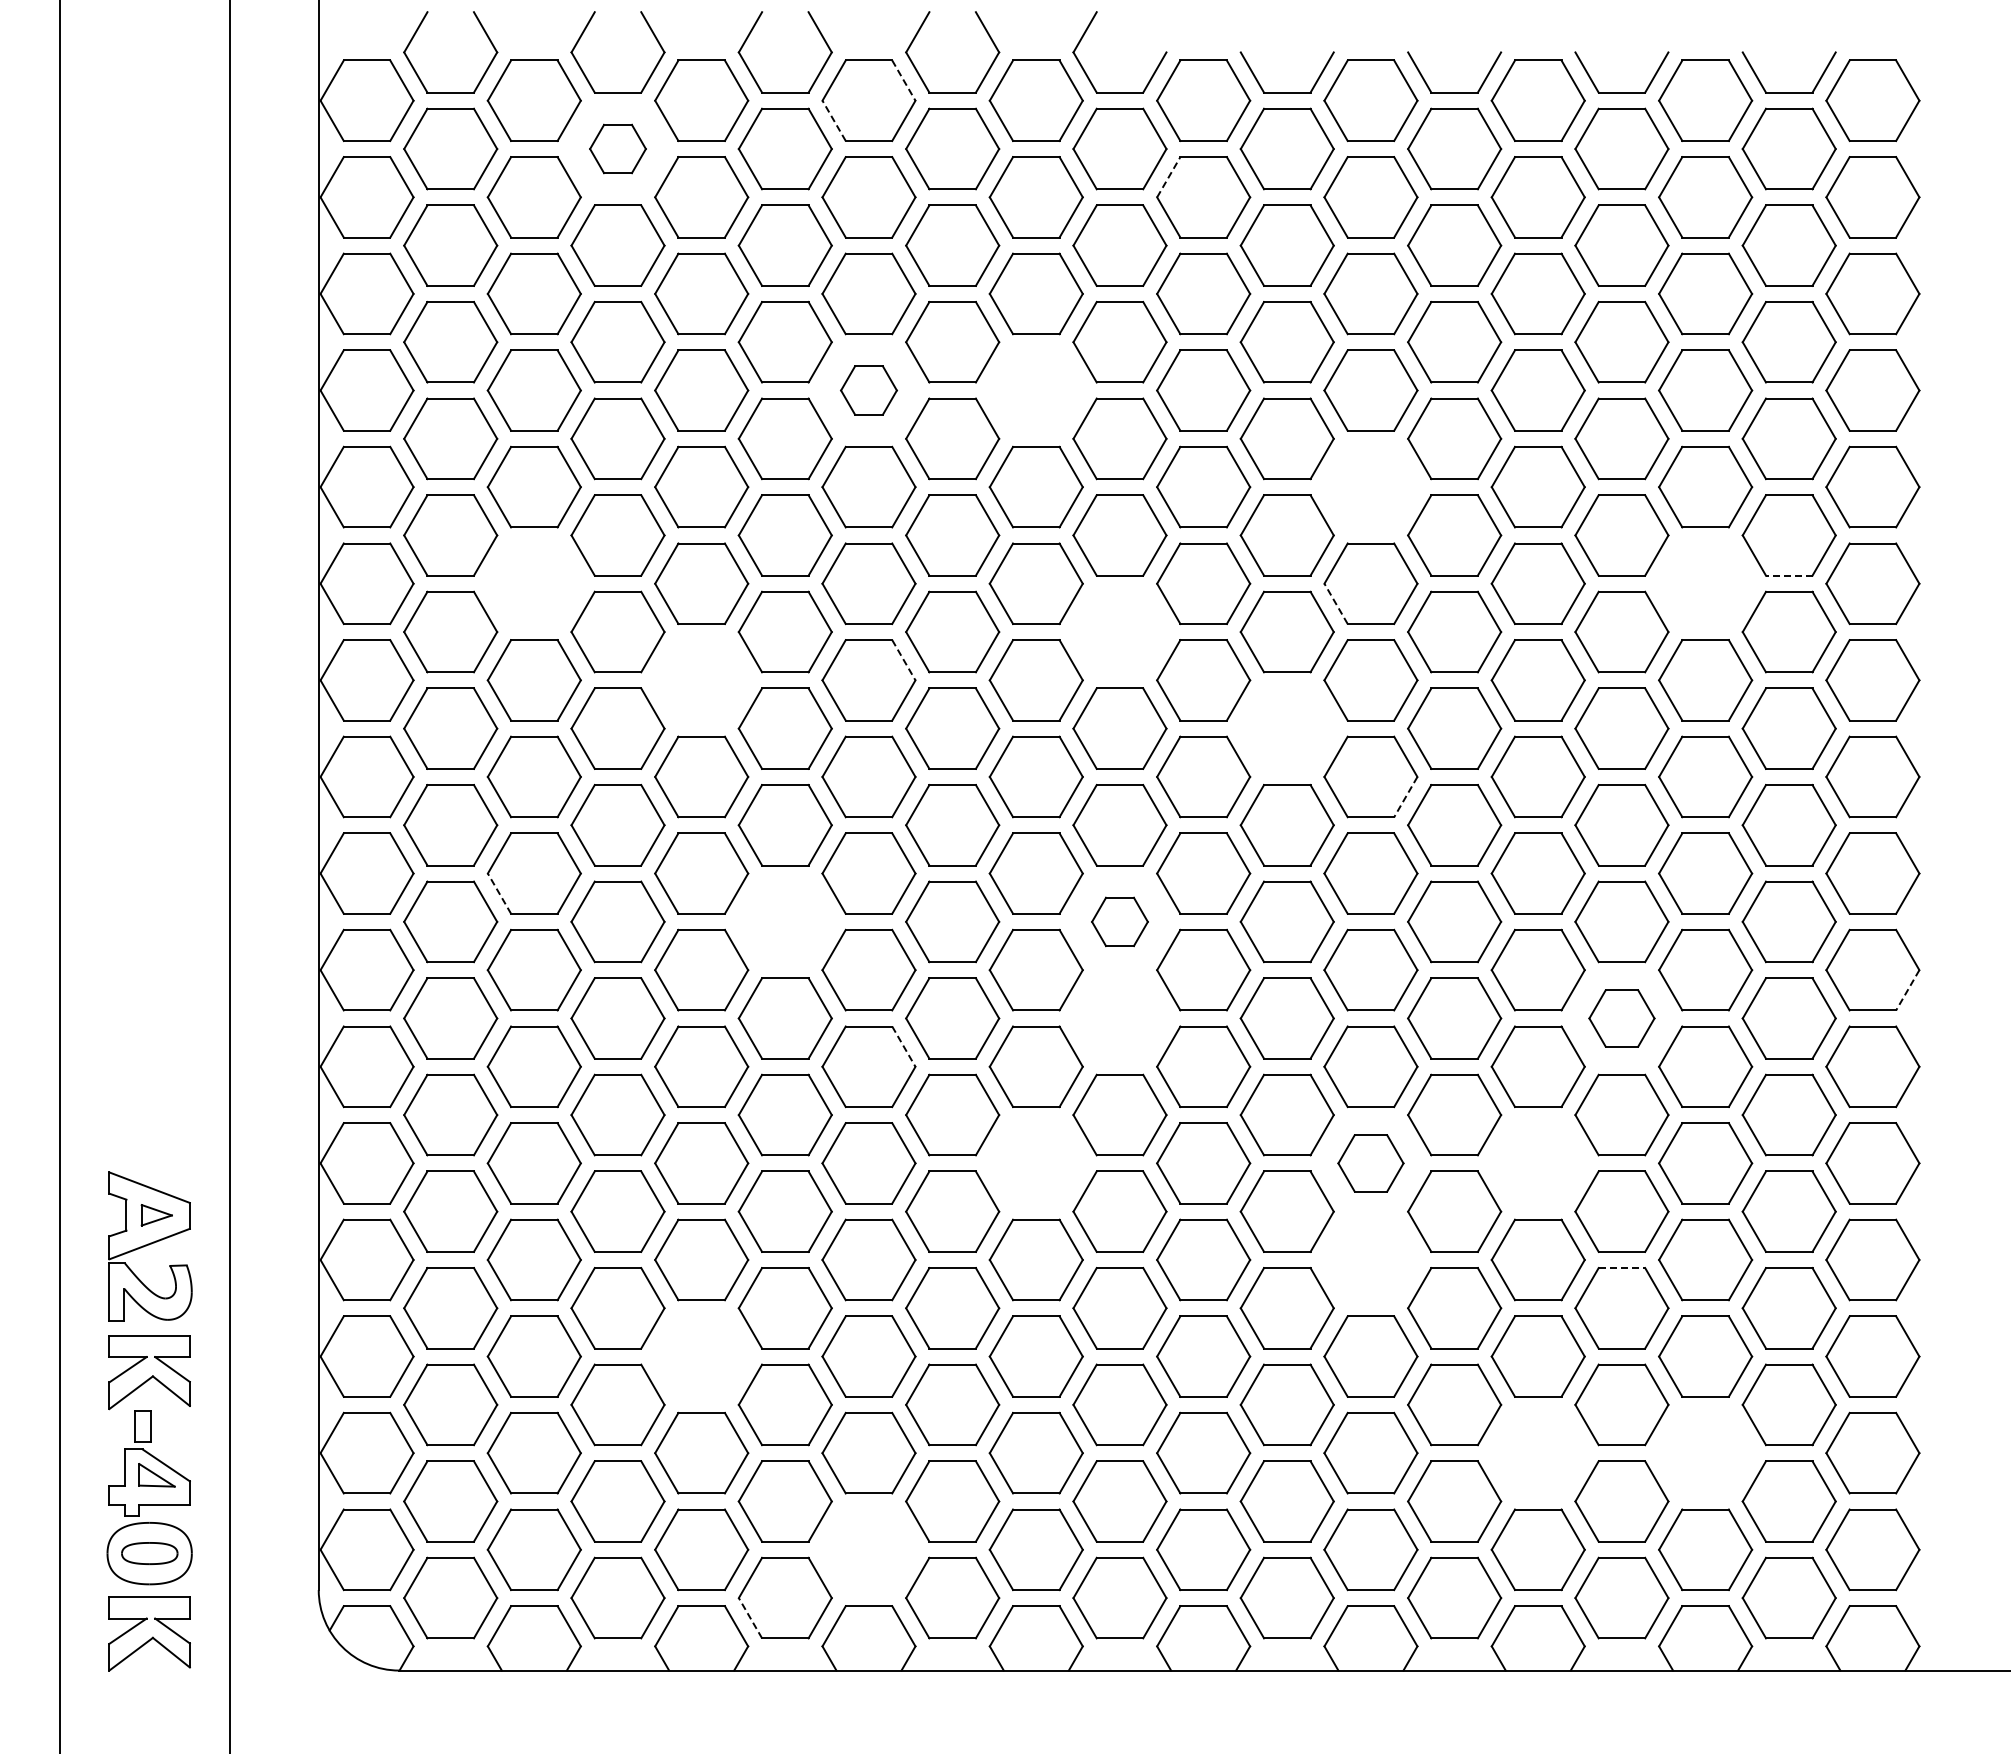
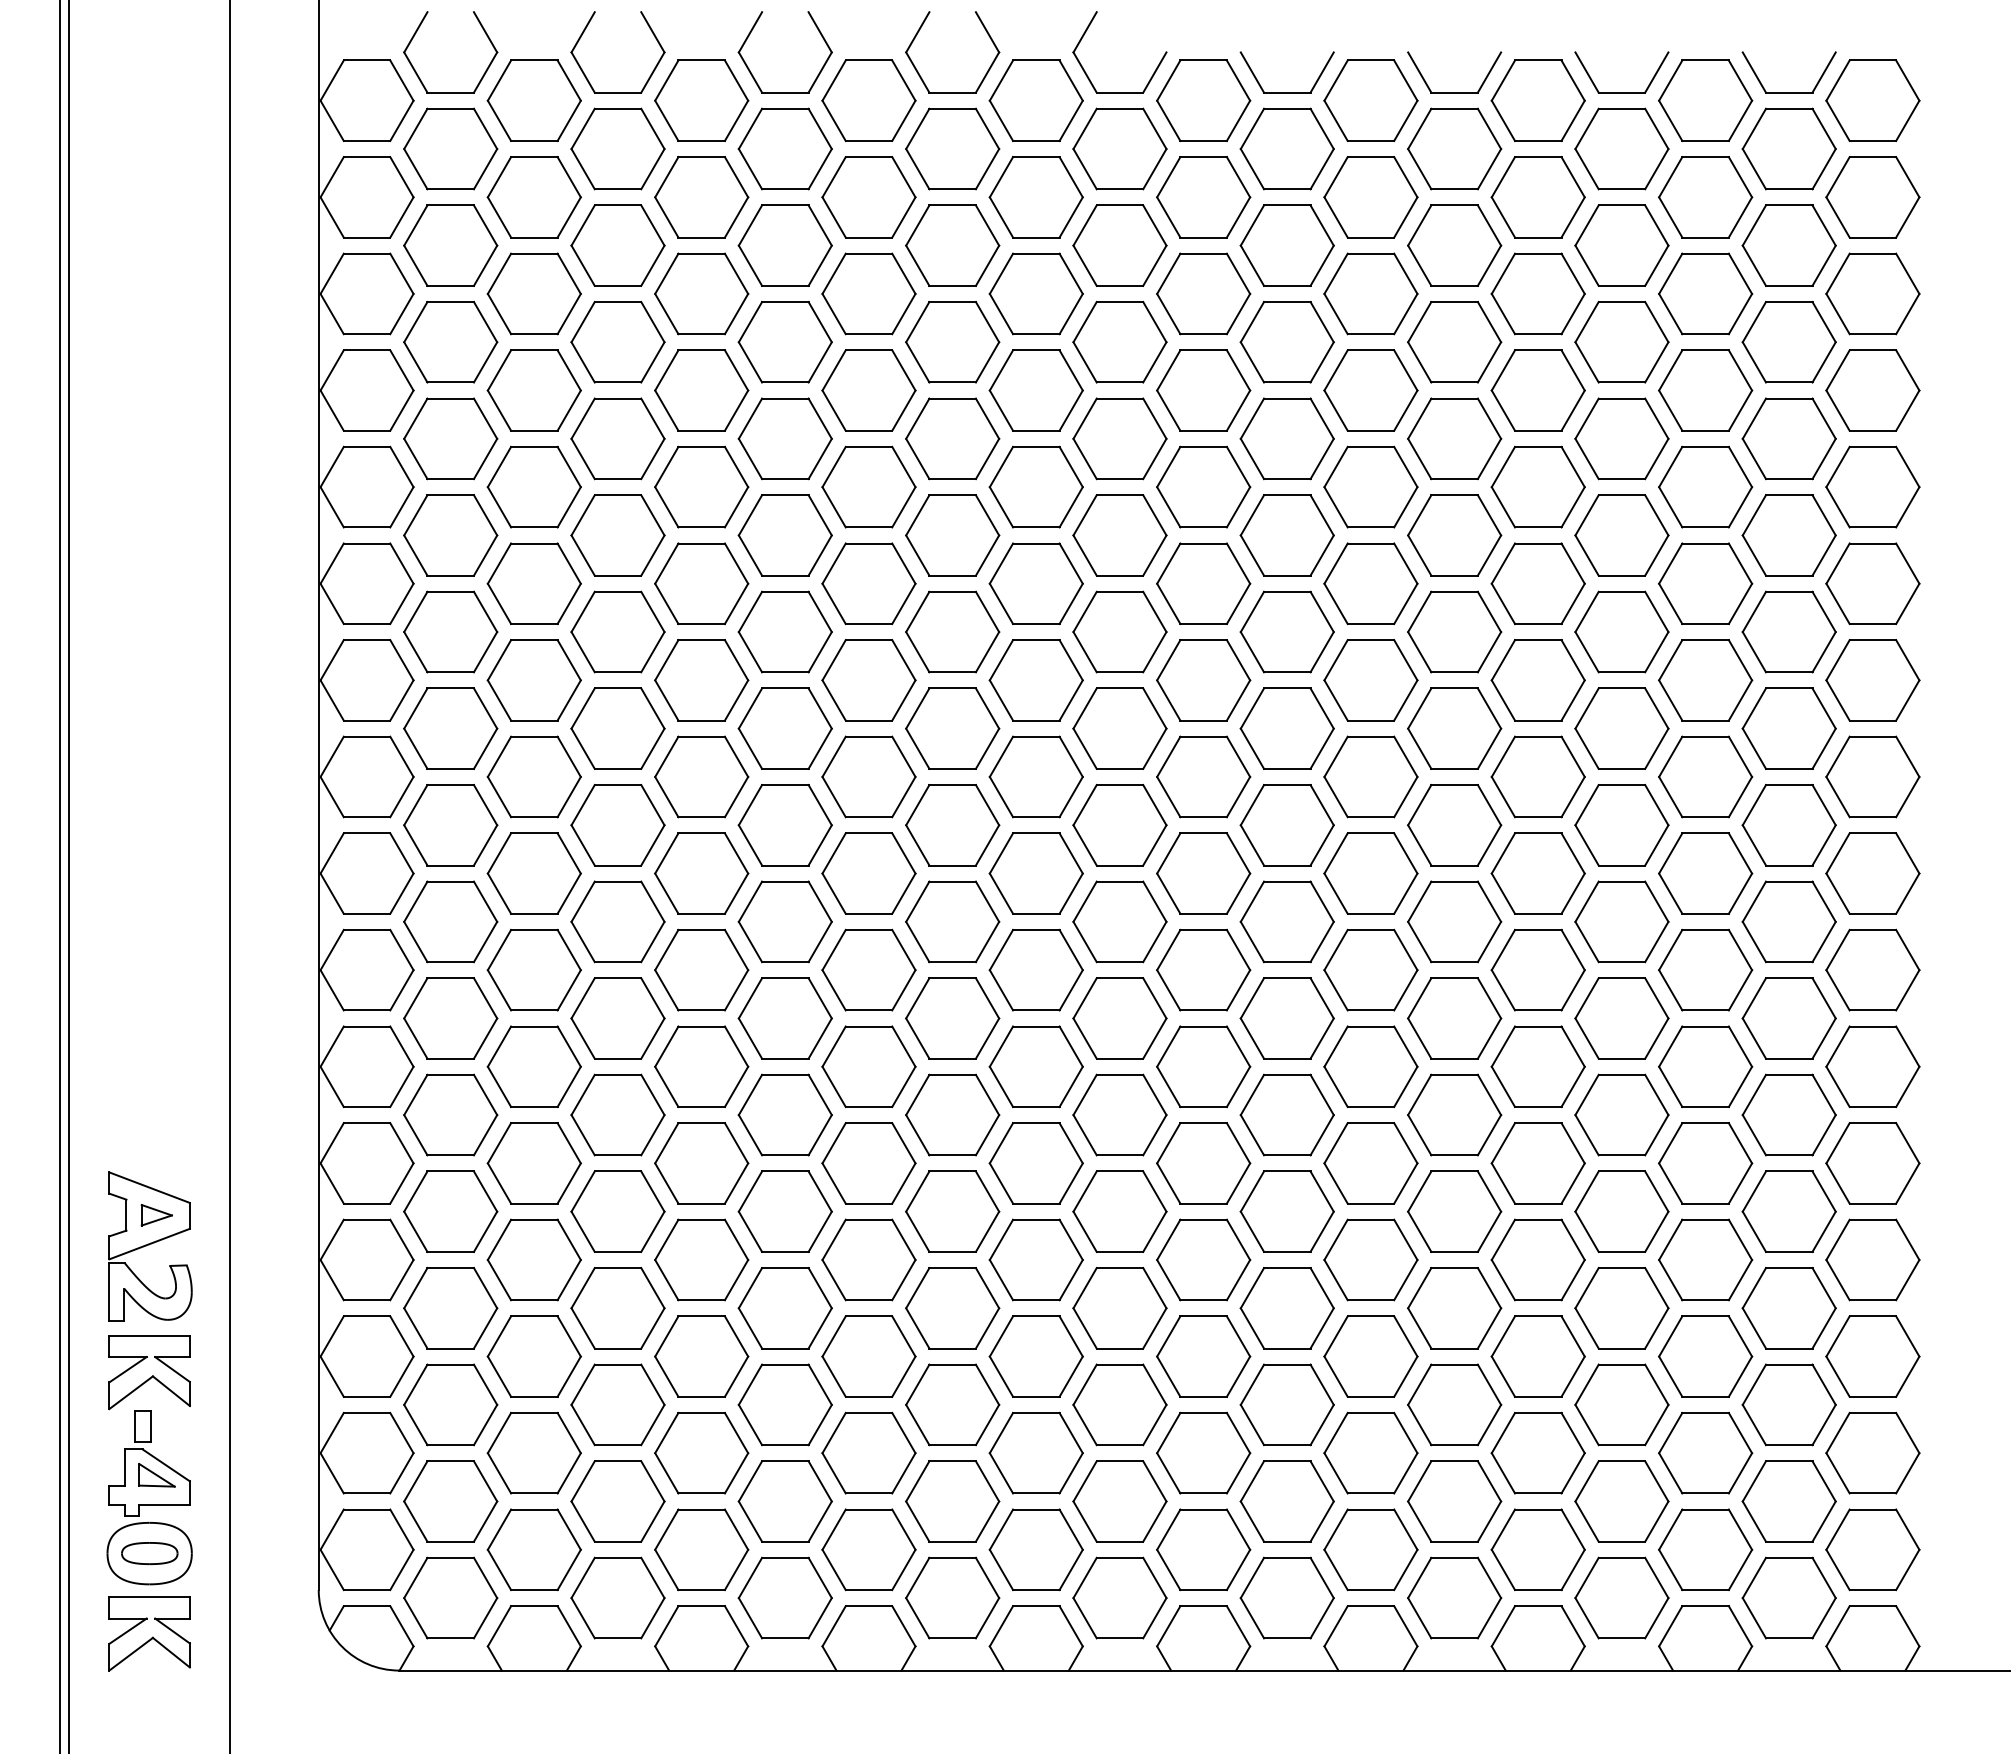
line: dashed -> solid (904, 81)
line: dashed -> solid (833, 120)
part size: 58x52 px -> 96x84 px (617, 148)
line: dashed -> solid (1169, 176)
part size: 58x51 px -> 96x83 px (868, 390)
part: none -> present (1035, 390)
part: none -> present (1370, 486)
line: dashed -> solid (1788, 575)
part: none -> present (533, 583)
part: none -> present (1705, 583)
line: dashed -> solid (1335, 603)
part: none -> present (1119, 631)
line: dashed -> solid (904, 660)
part: none -> present (701, 680)
part: none -> present (1286, 728)
line: dashed -> solid (1405, 797)
line: none -> present (69, 876)
line: dashed -> solid (499, 893)
part: none -> present (784, 921)
part size: 58x52 px -> 96x84 px (1119, 921)
line: dashed -> solid (1907, 990)
part: none -> present (1119, 1018)
part size: 68x59 px -> 96x83 px (1621, 1018)
line: dashed -> solid (904, 1047)
part: none -> present (1035, 1163)
part size: 68x59 px -> 96x83 px (1370, 1163)
part: none -> present (1537, 1163)
part: none -> present (1370, 1259)
line: dashed -> solid (1622, 1268)
part: none -> present (701, 1356)
part: none -> present (1537, 1452)
part: none -> present (1705, 1453)
part: none -> present (868, 1549)
line: dashed -> solid (750, 1617)
